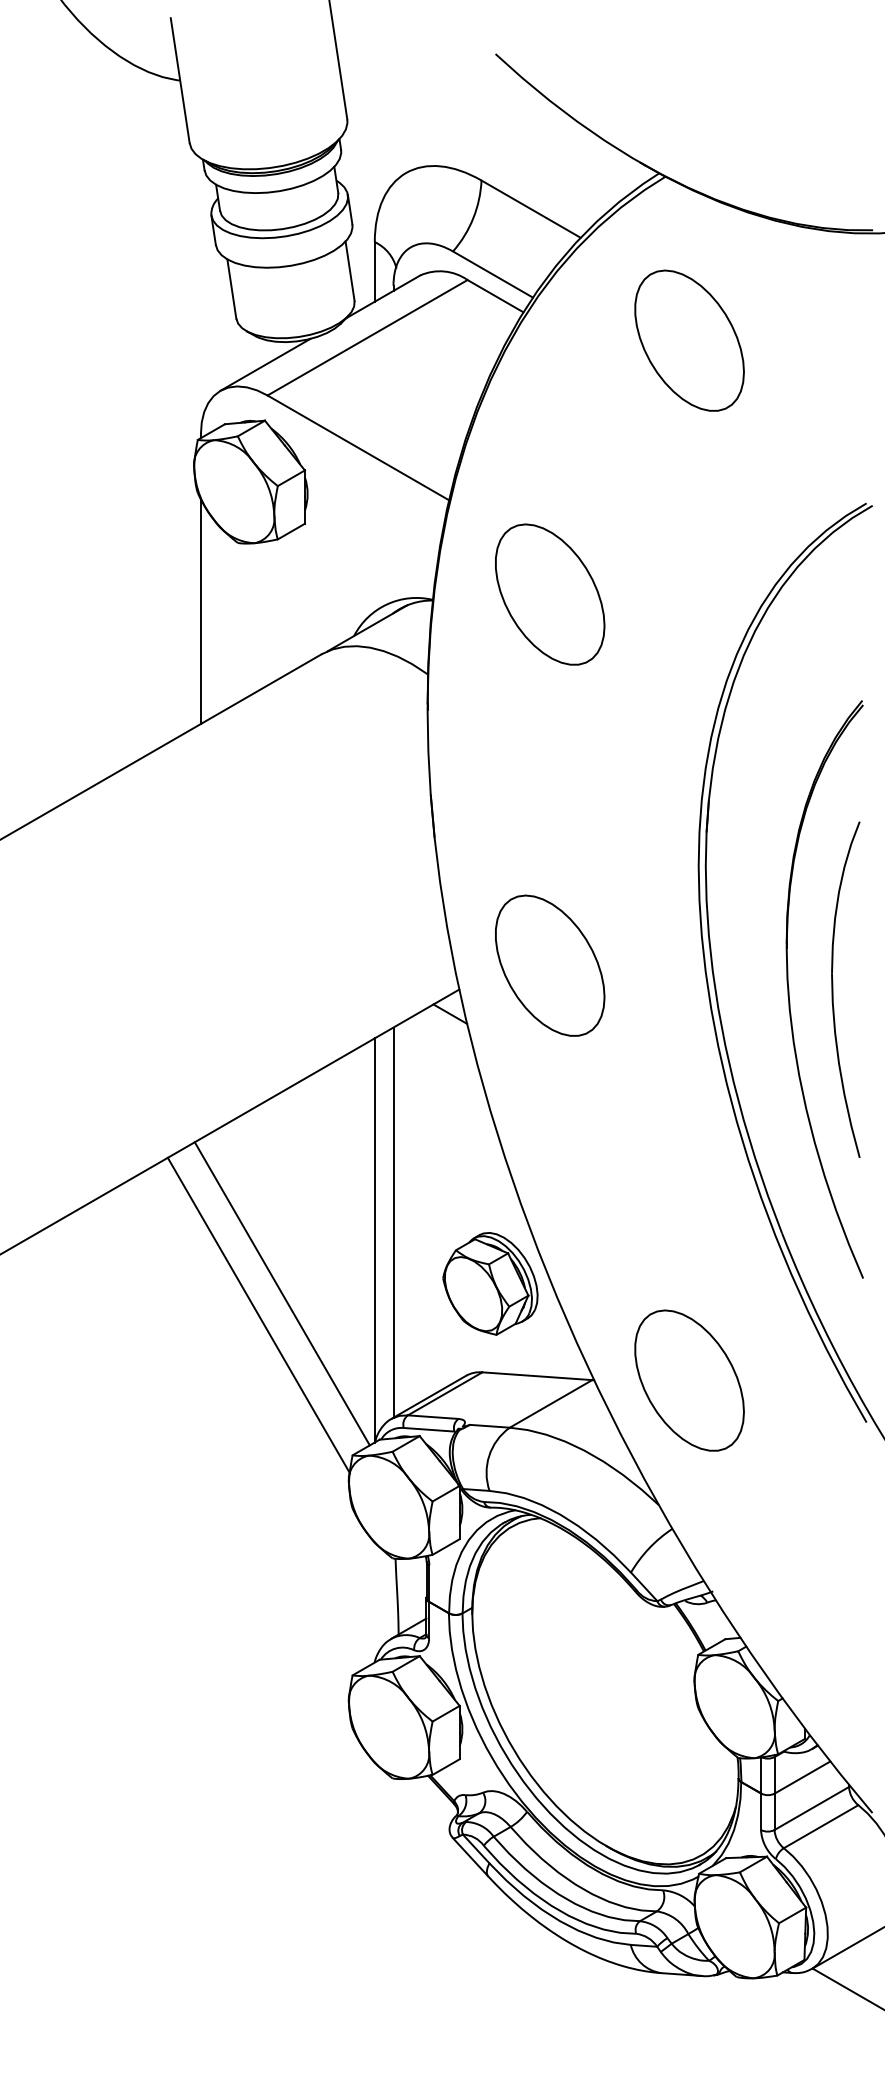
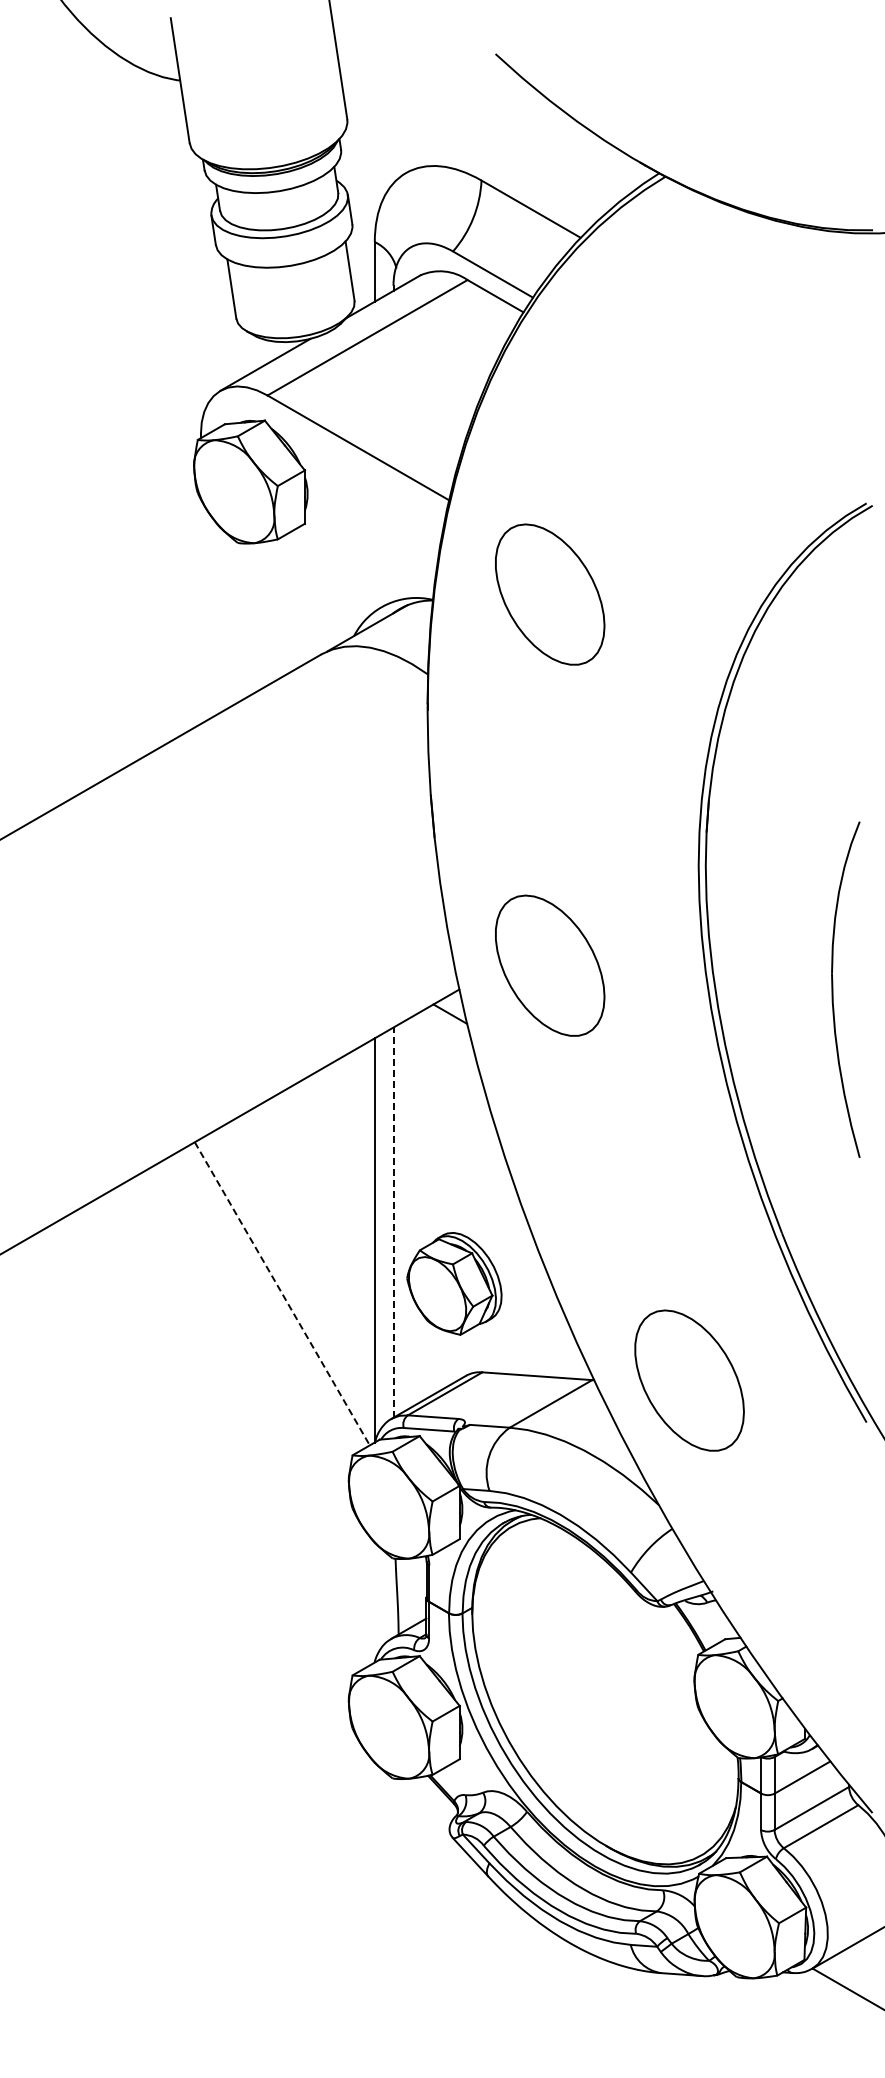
part: present -> none (689, 340)
line: present -> none (200, 611)
part: present -> none (789, 989)
line: solid -> dashed (393, 1222)
part position: (490, 1283) -> (454, 1283) (454, 1283)
line: solid -> dashed (282, 1294)
line: present -> none (258, 1315)
